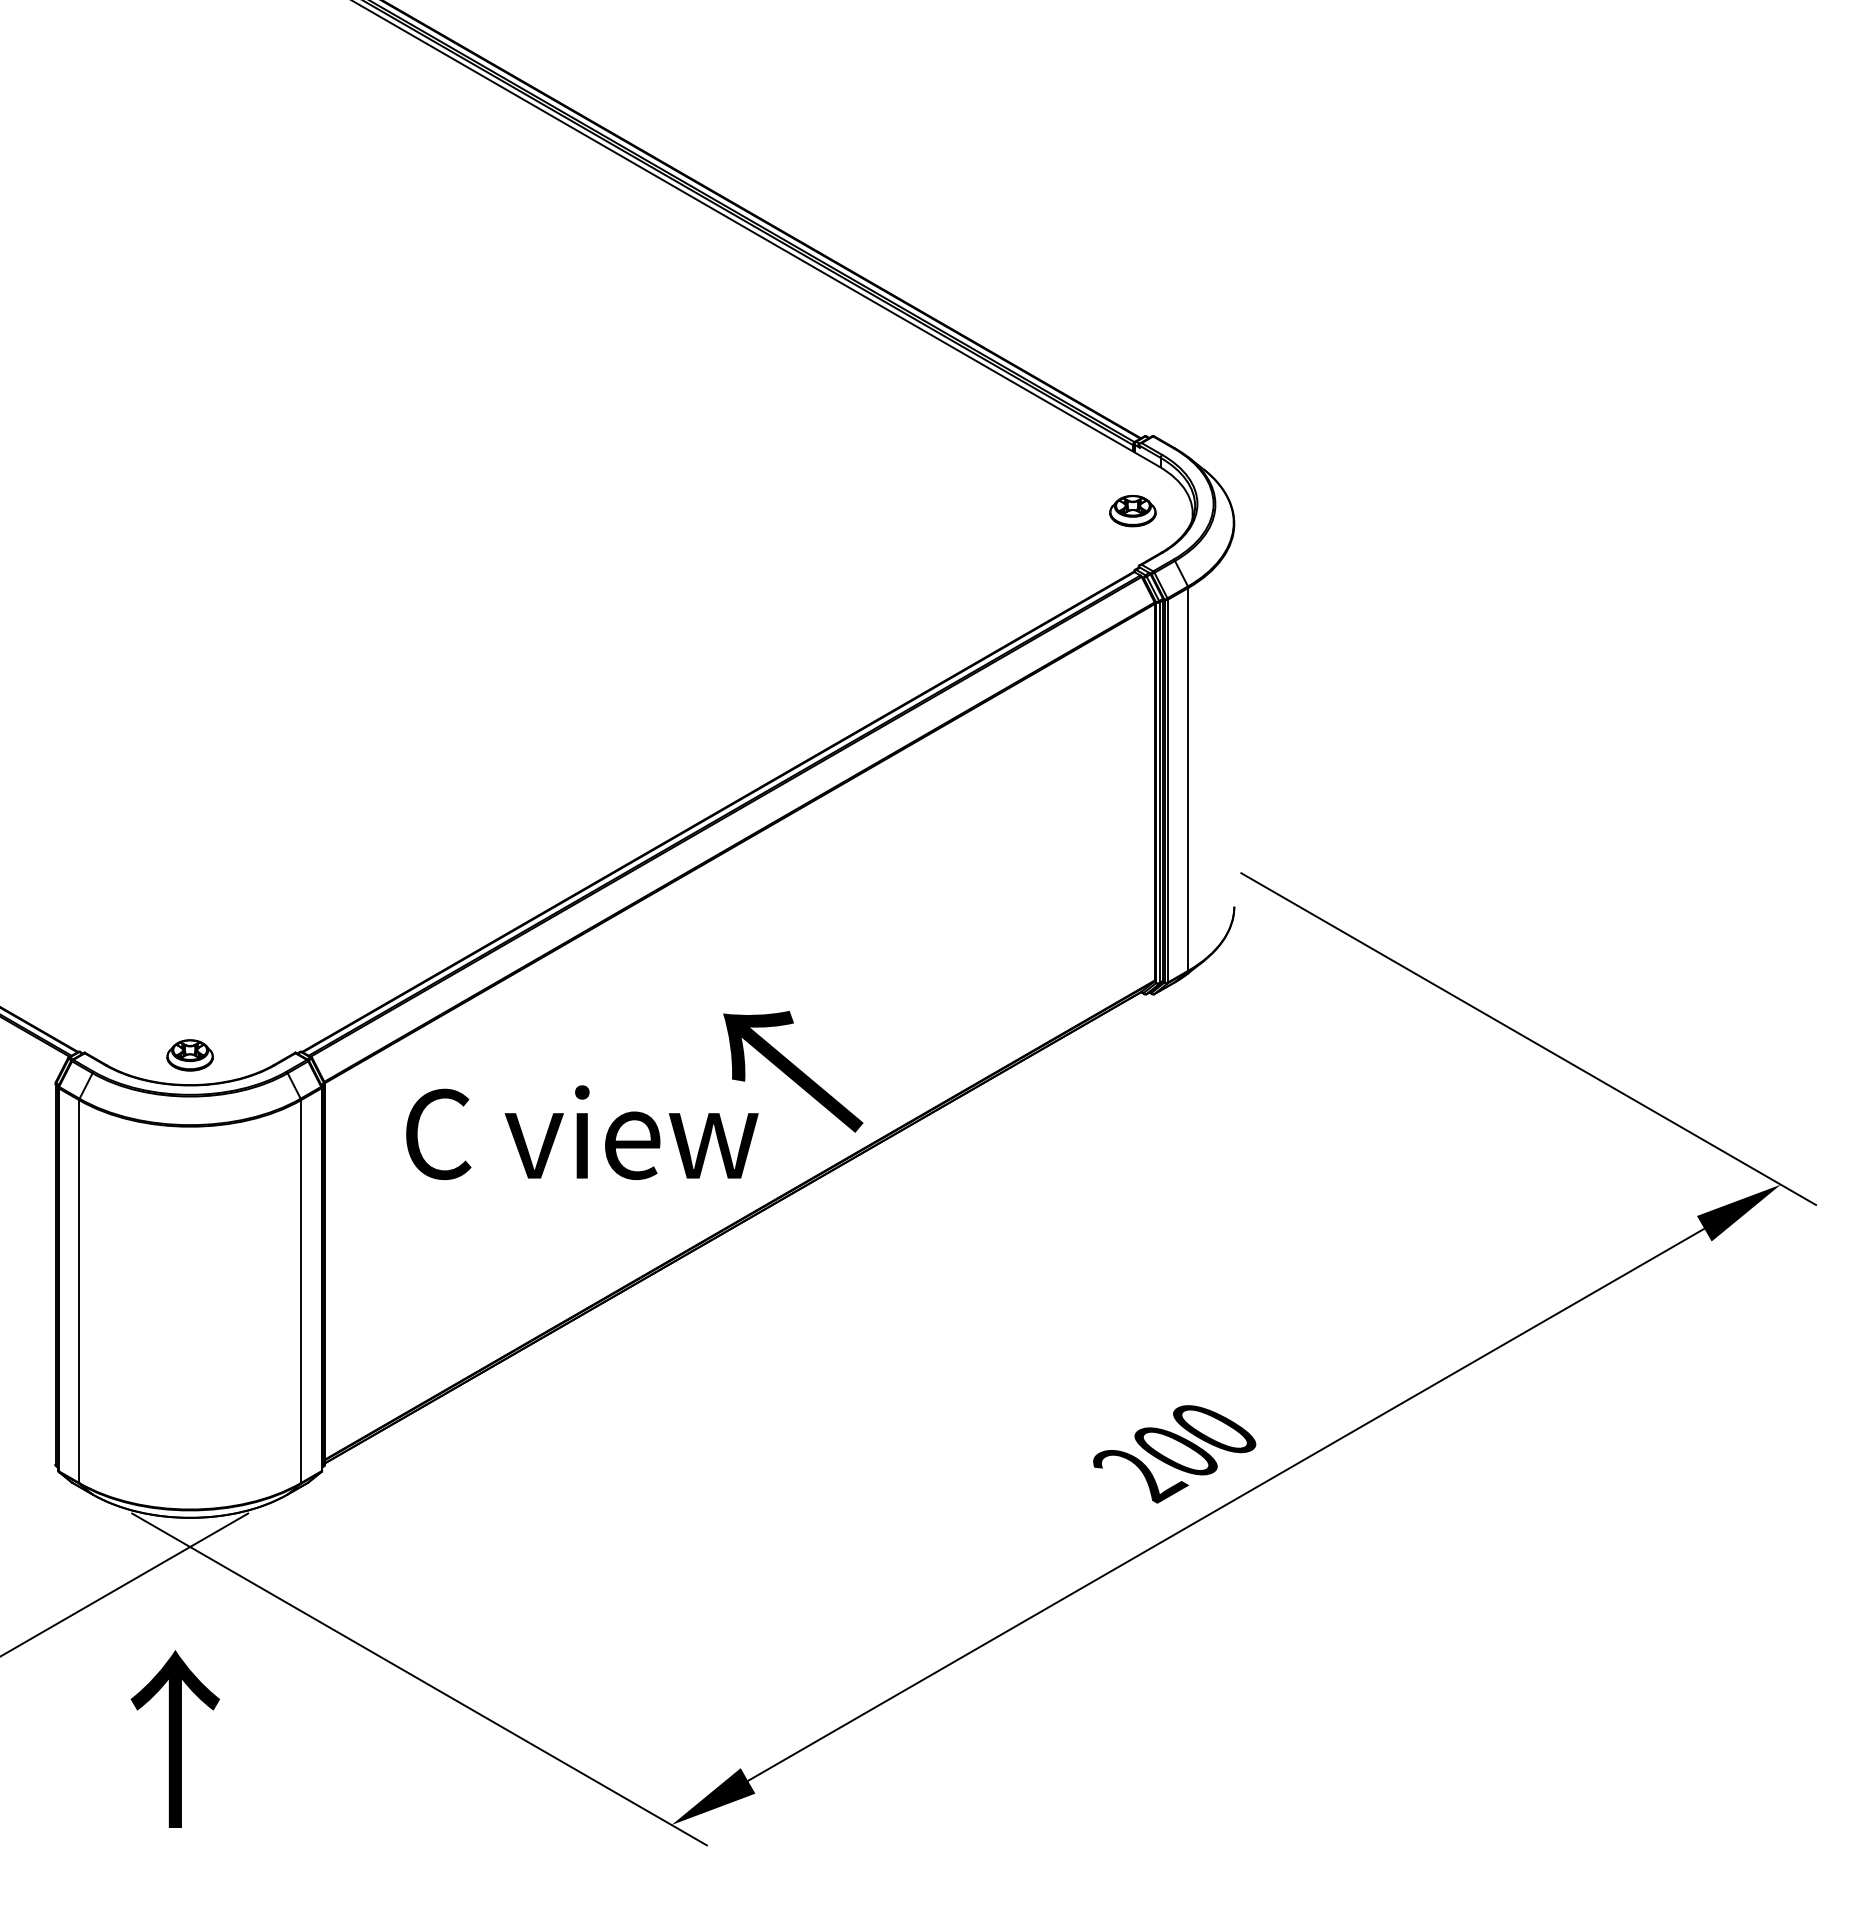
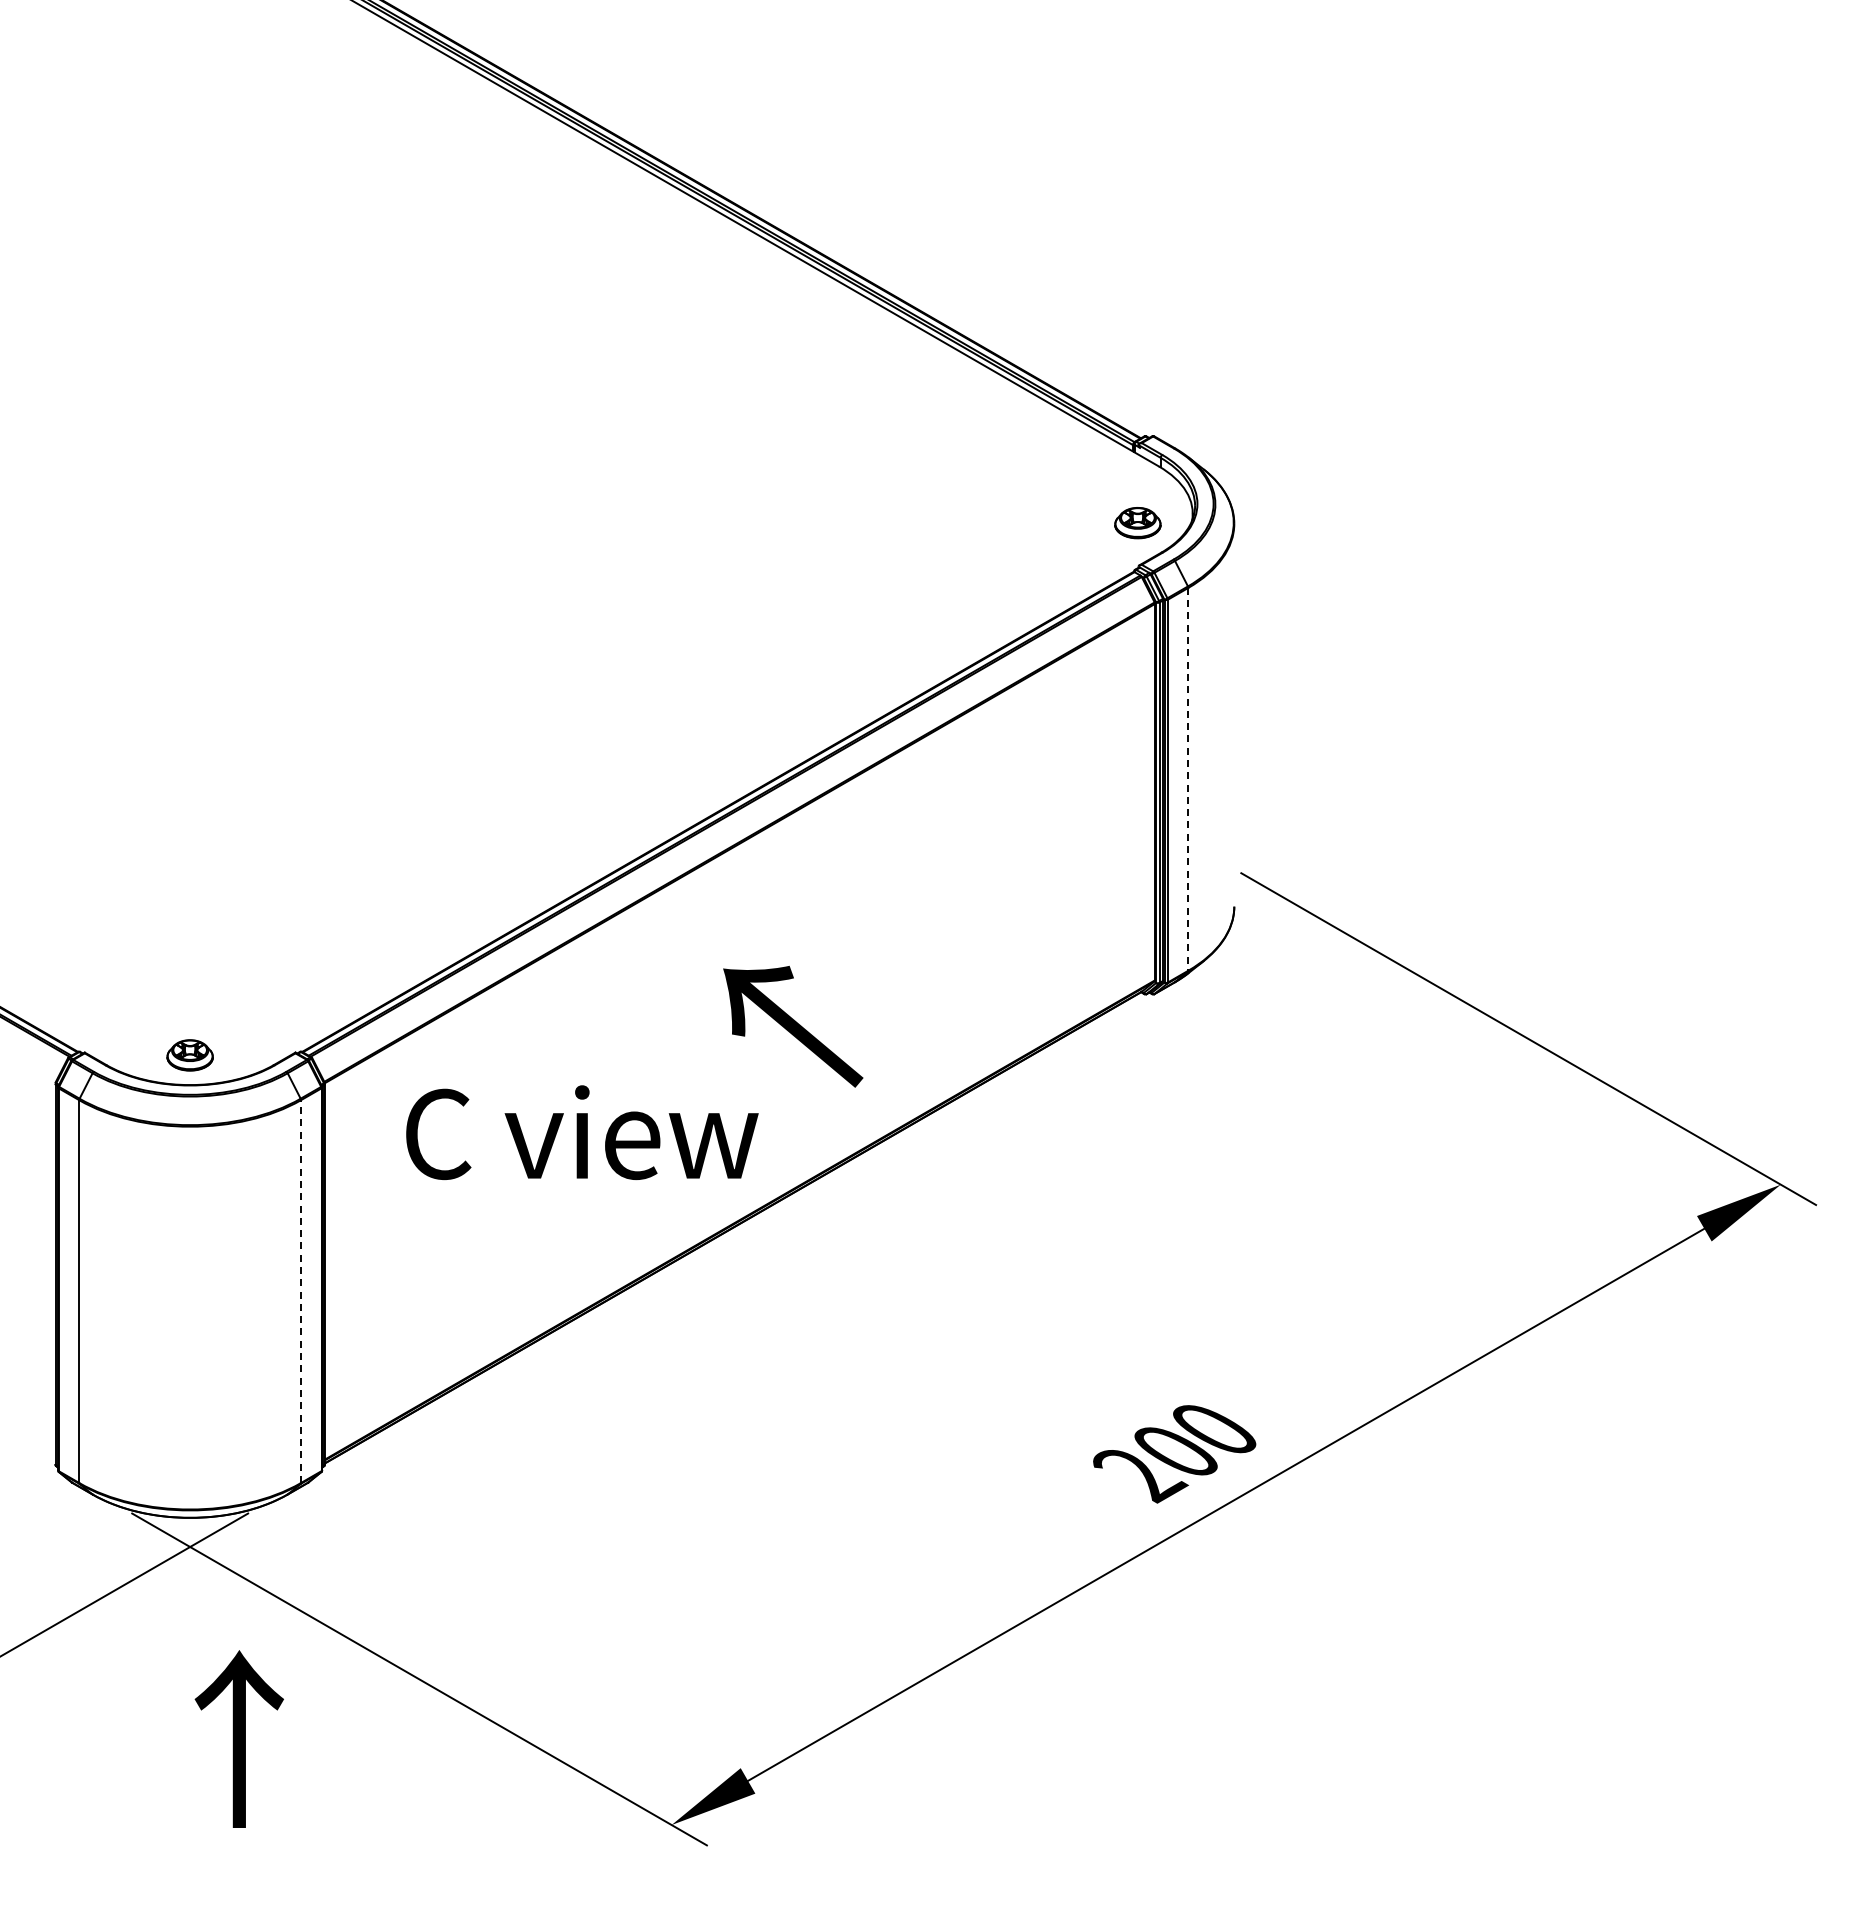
part position: (1132, 511) -> (1137, 523) (1137, 523)
line: solid -> dashed (1188, 779)
text position: (793, 1071) -> (793, 1026) (793, 1026)
line: solid -> dashed (301, 1291)
text position: (174, 1738) -> (238, 1738) (238, 1738)
